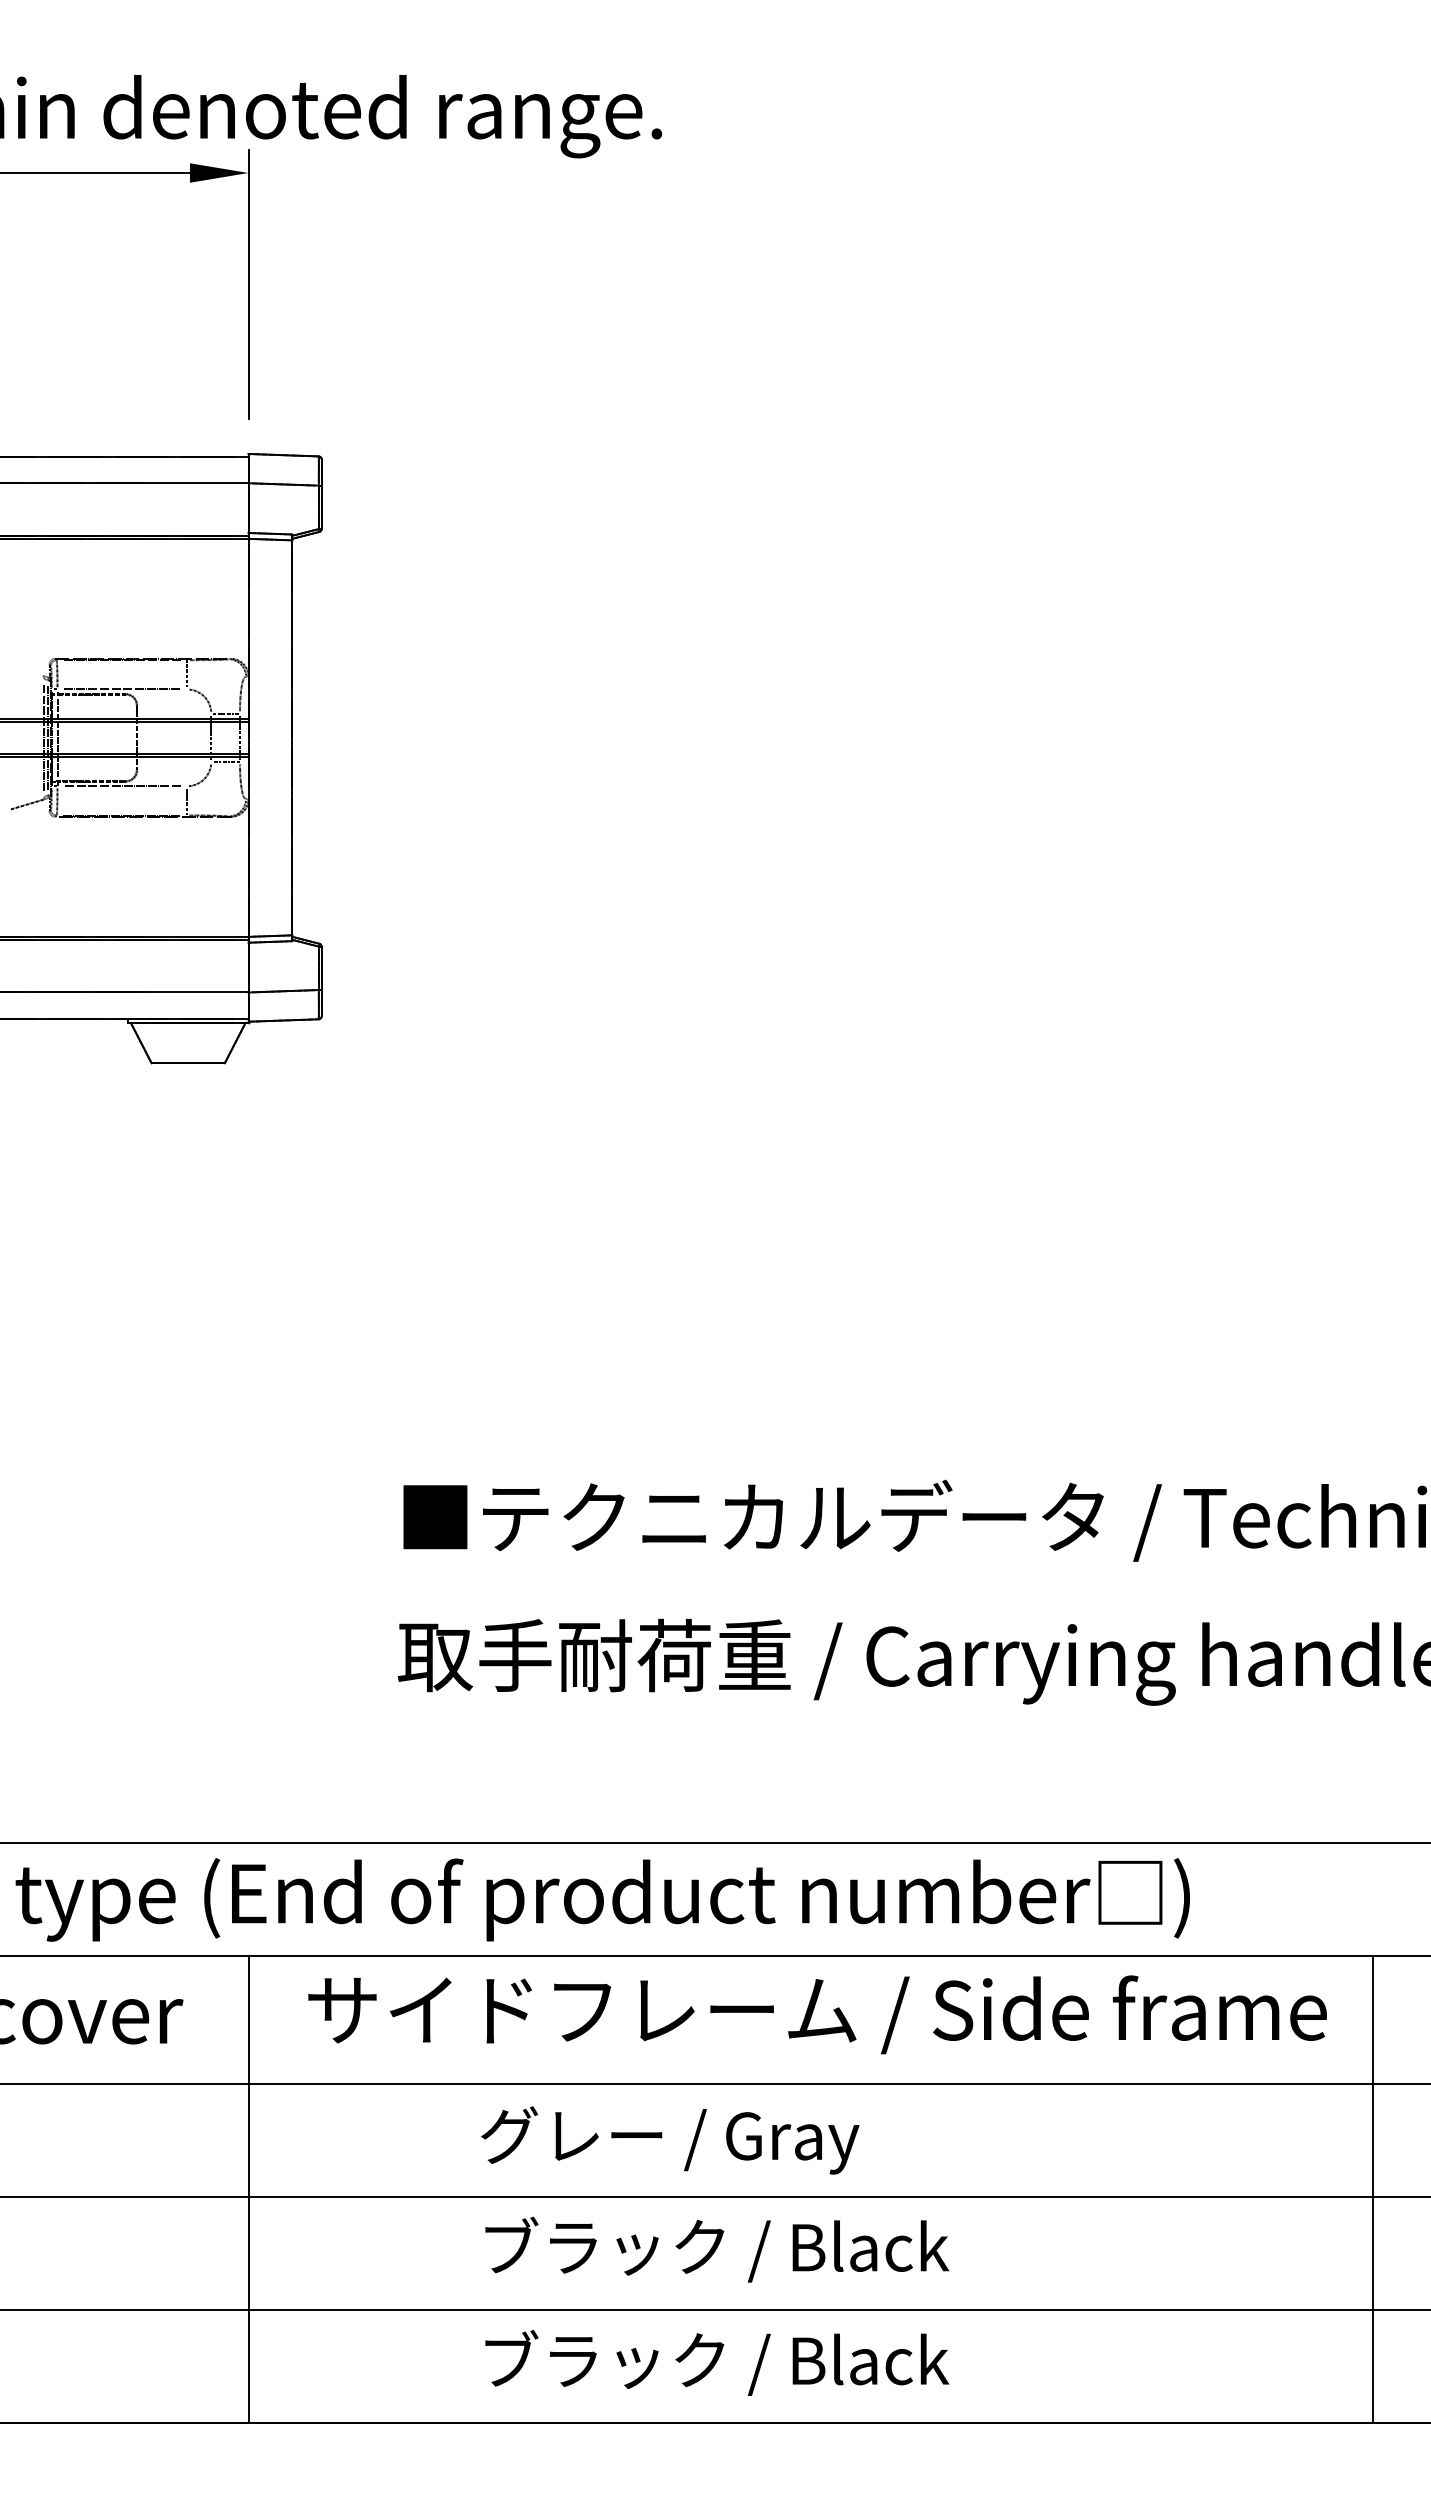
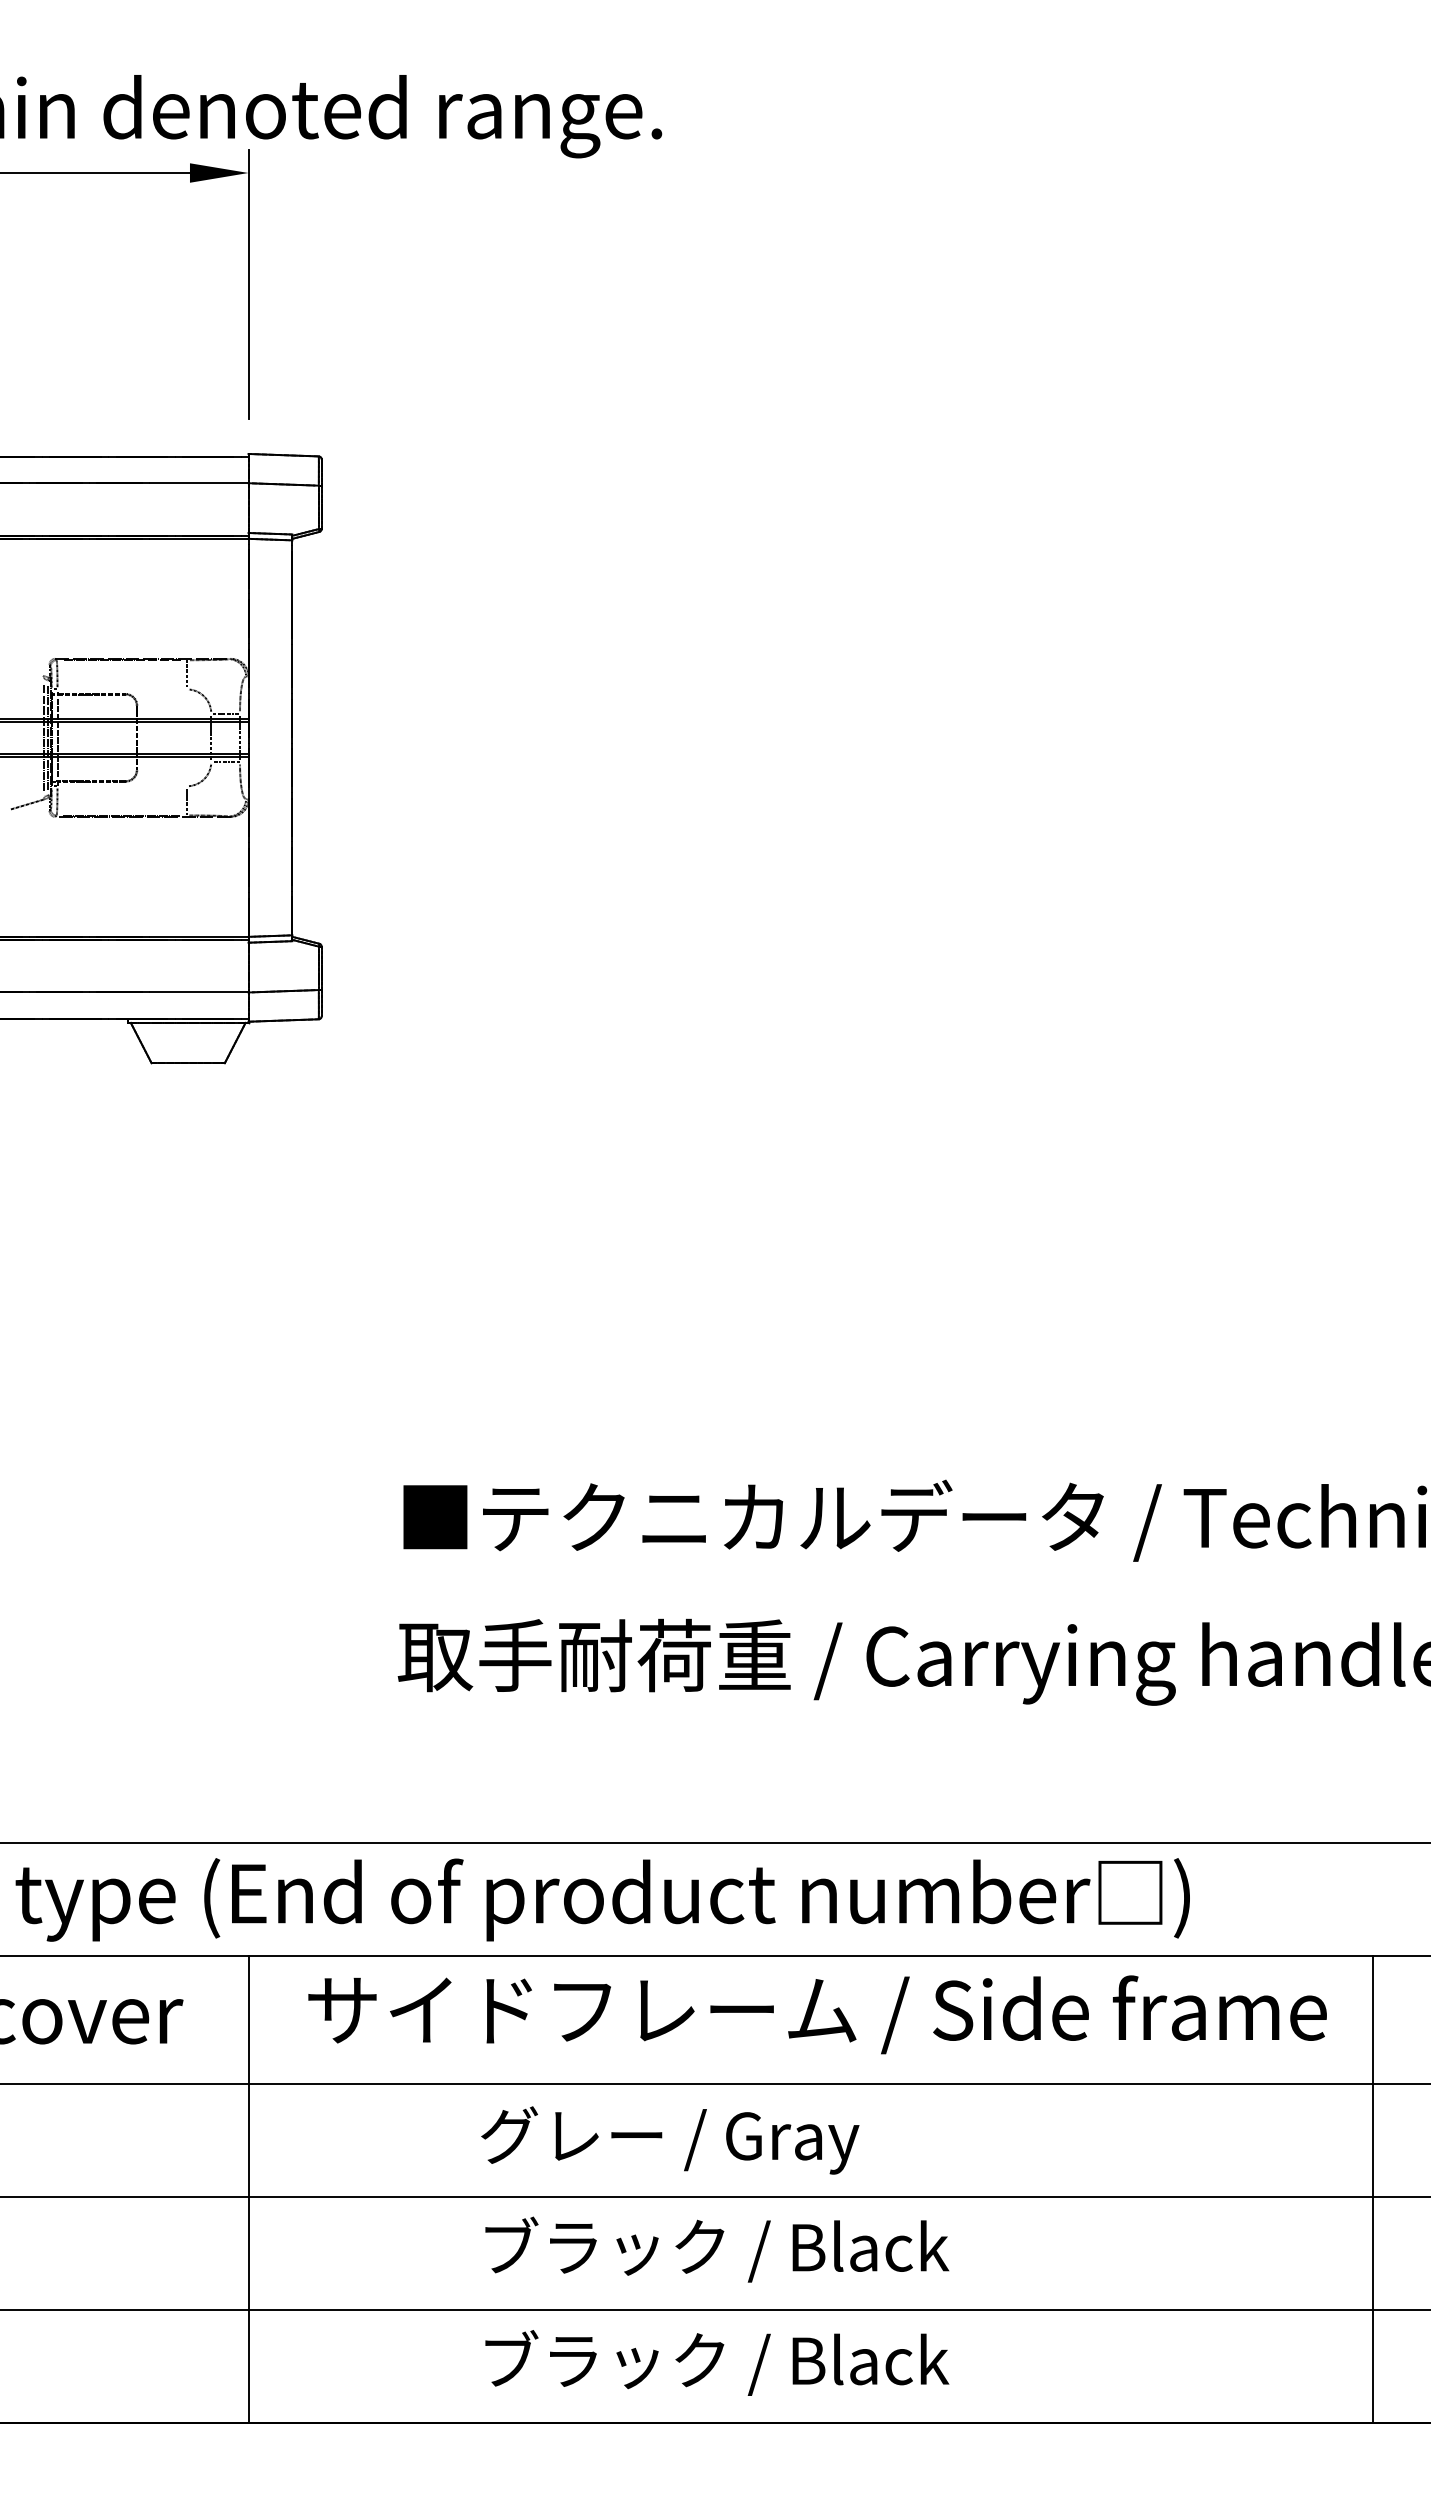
line: present -> none (121, 689)
line: present -> none (121, 786)
